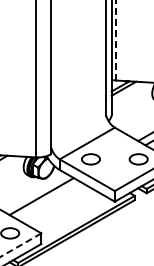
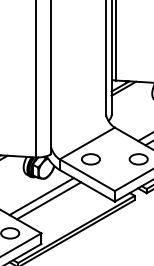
line: dashed -> solid (116, 40)
line: none -> present (48, 200)
line: dashed -> solid (20, 245)
